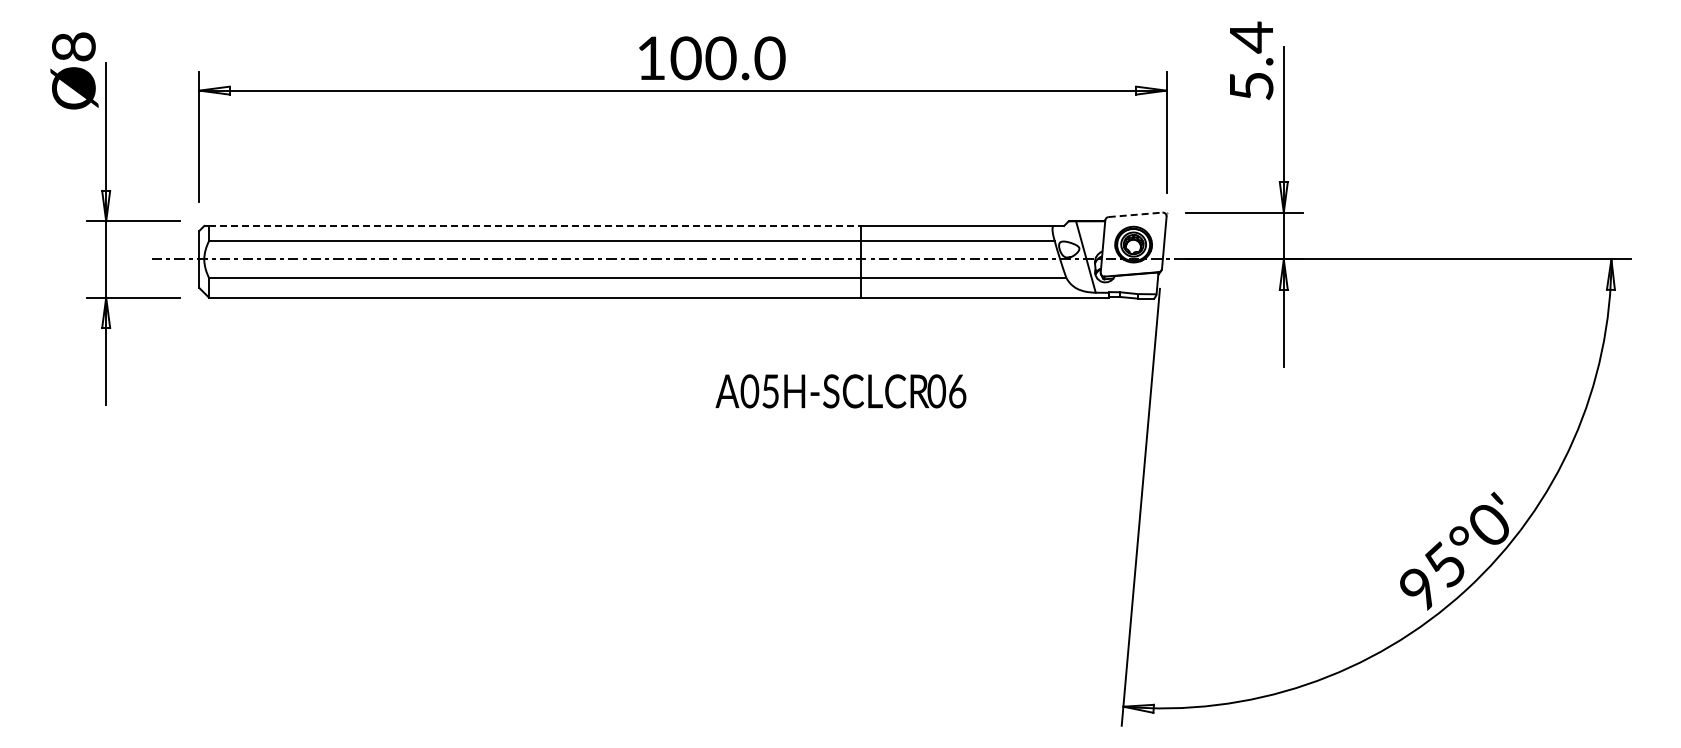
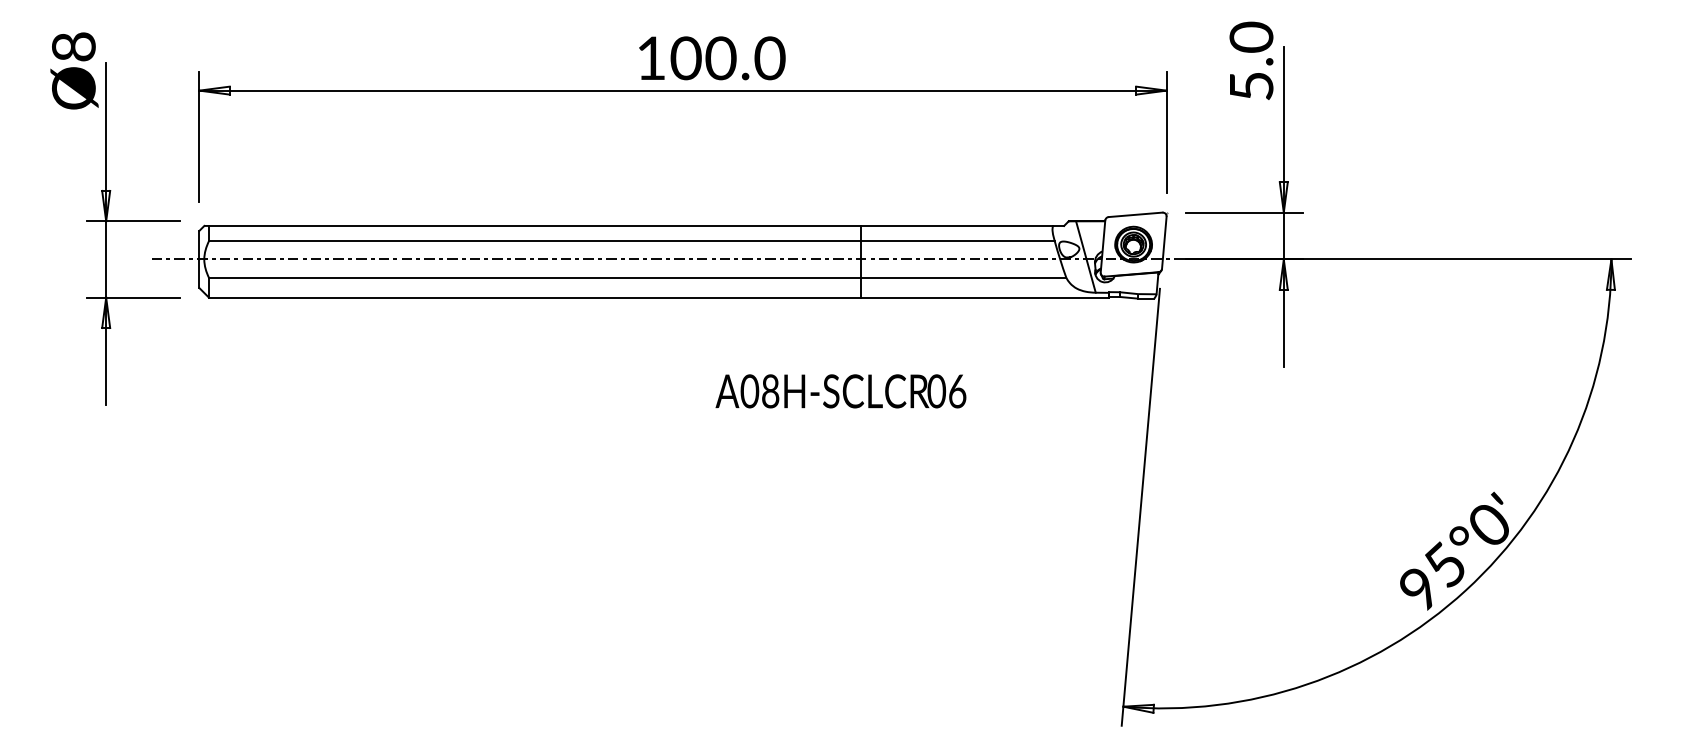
text: 5.4 -> 5.0 (1251, 37)
line: dashed -> solid (1135, 214)
line: dashed -> solid (535, 225)
text: A05H-SCLCR -> A08H-SCLCR (770, 391)
